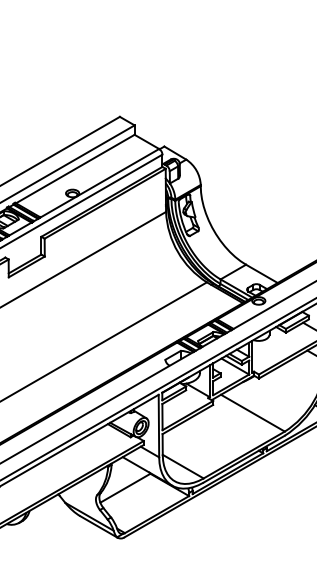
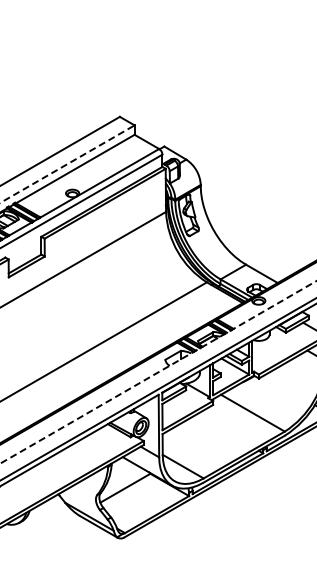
line: solid -> dashed (67, 163)
line: solid -> dashed (158, 372)
